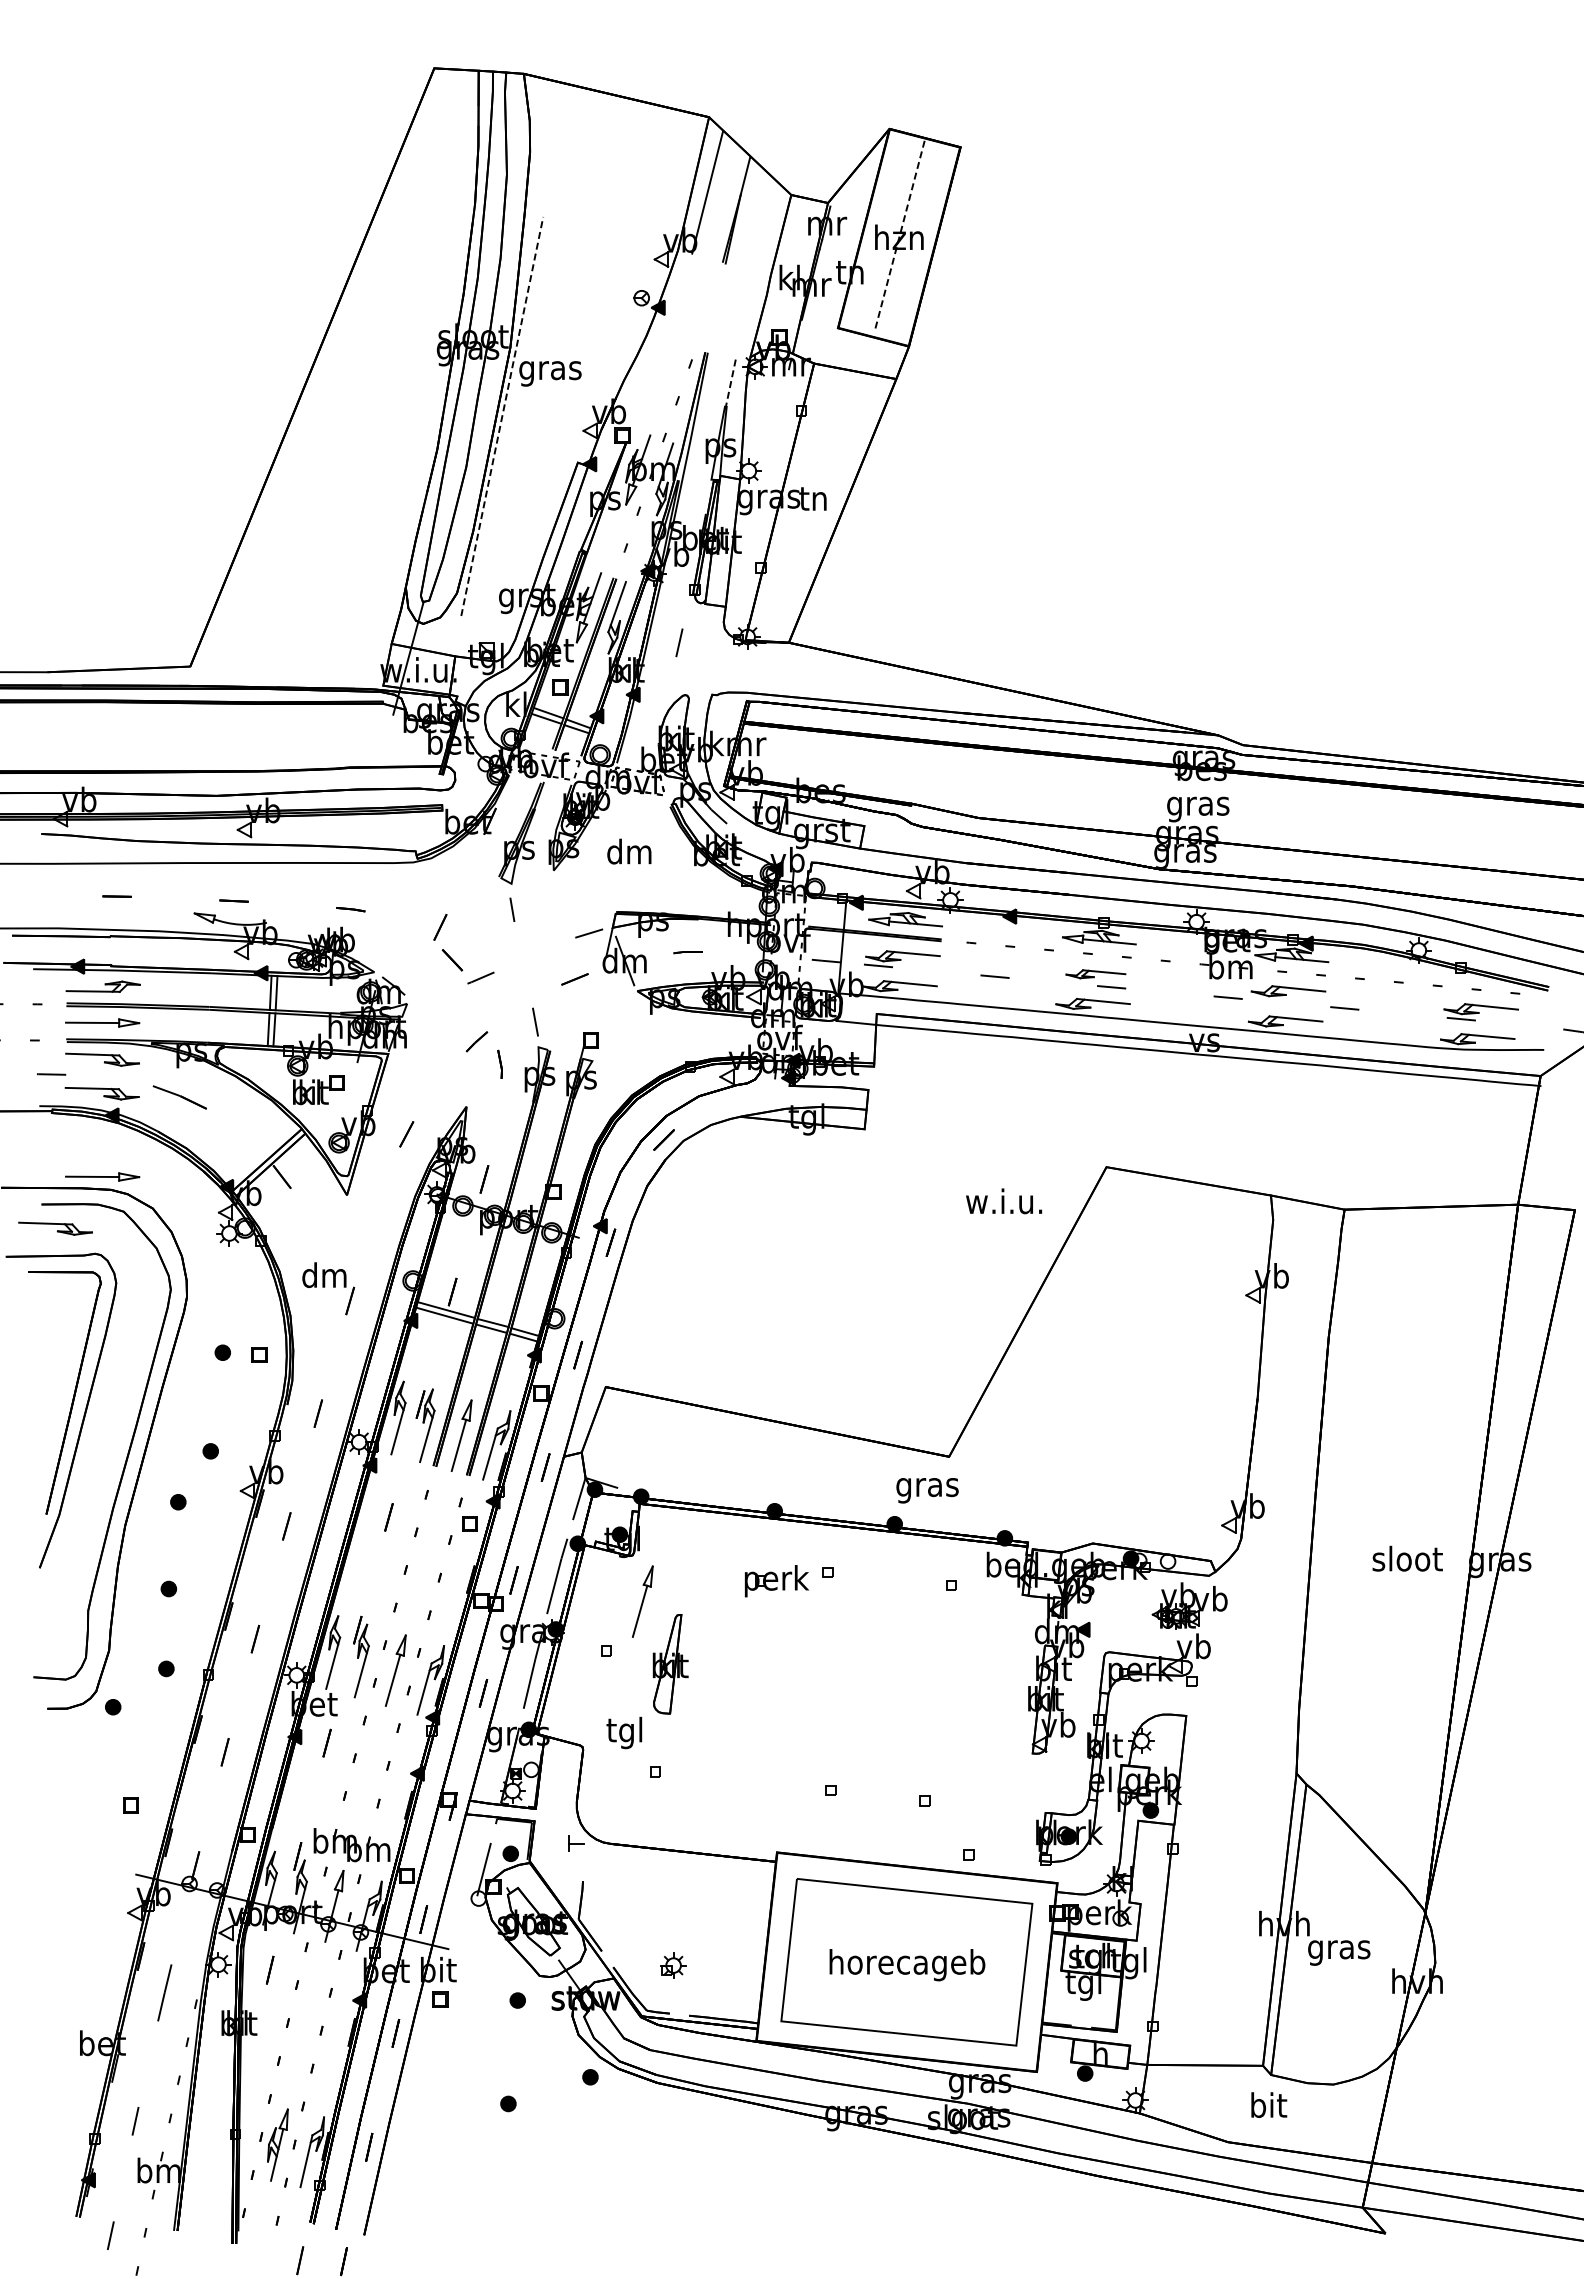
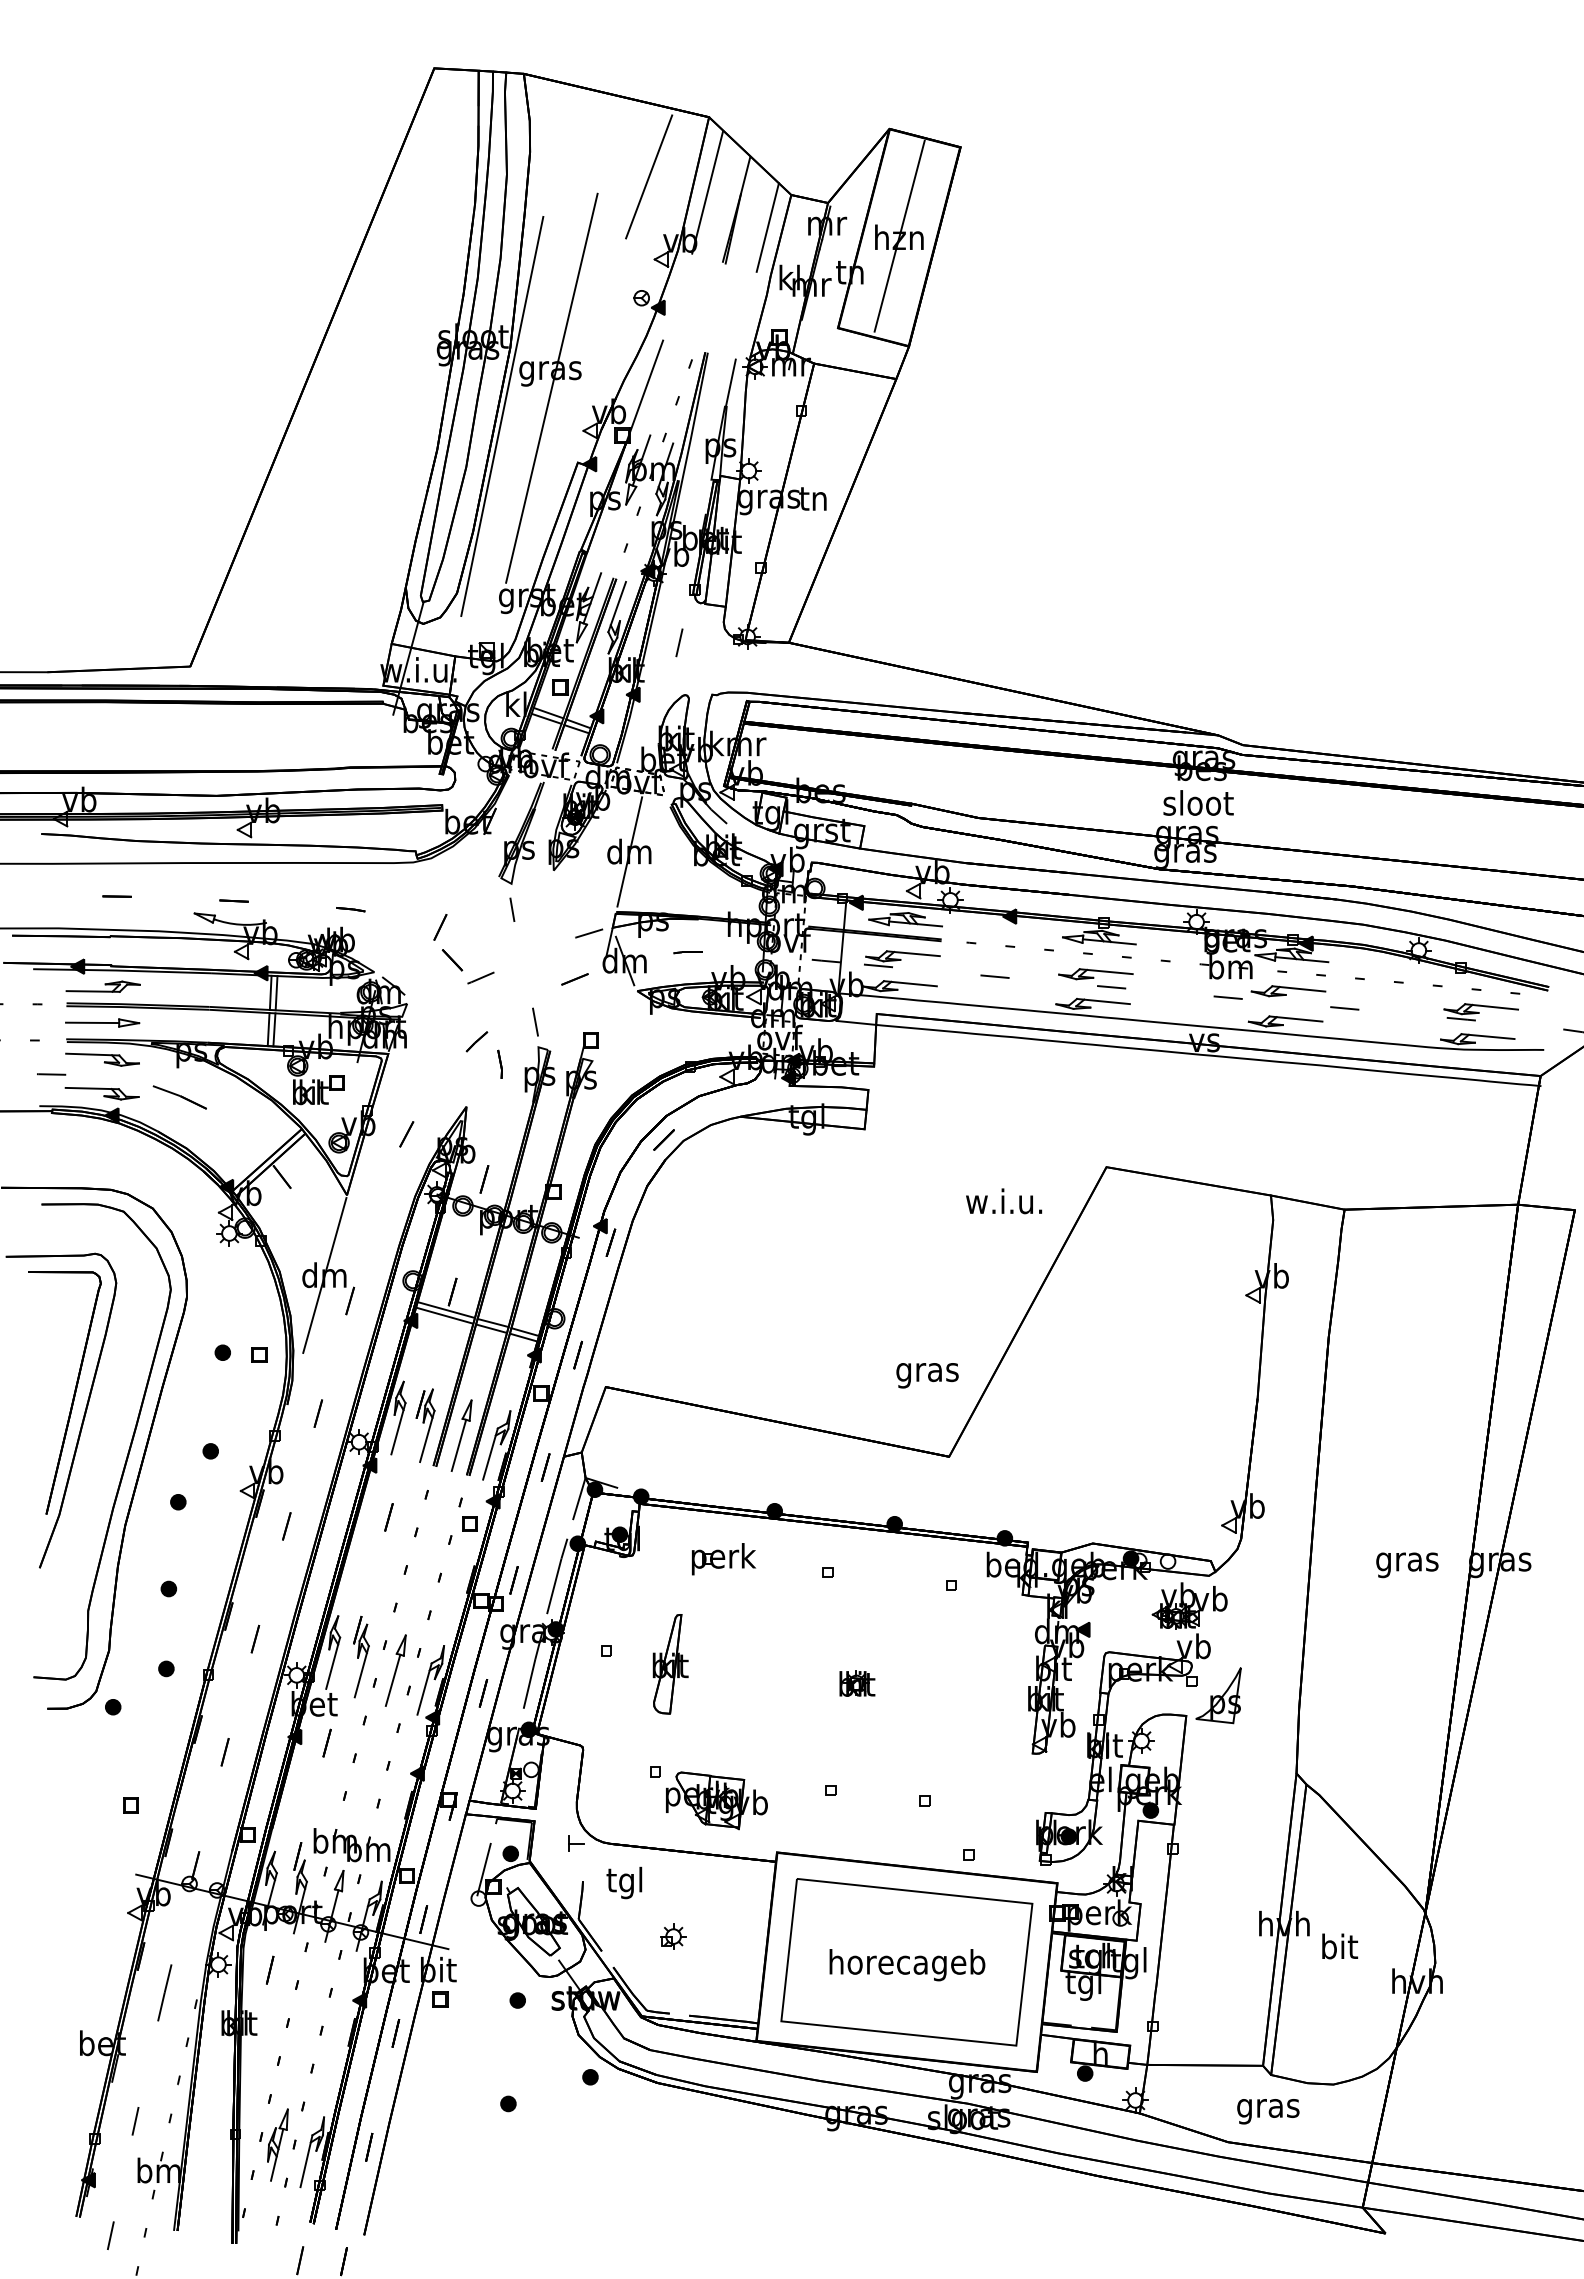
line: none -> present (649, 176)
line: none -> present (767, 227)
line: dashed -> solid (899, 236)
line: dashed -> solid (730, 382)
line: none -> present (551, 387)
line: none -> present (644, 390)
line: dashed -> solid (502, 416)
text: gras -> sloot (1198, 806)
line: none -> present (629, 851)
part size: 62x11 px -> 76x13 px (1095, 974)
part: present -> none (102, 1176)
part: present -> none (55, 1228)
line: none -> present (324, 1275)
text position: (927, 1490) -> (927, 1375) (927, 1375)
text: sloot -> gras (1407, 1561)
part position: (777, 1581) -> (724, 1559) (724, 1559)
part: present -> none (642, 1601)
part: none -> present (857, 1683)
part: none -> present (1218, 1695)
text position: (624, 1732) -> (624, 1882) (624, 1882)
part: none -> present (716, 1800)
text: gras -> bit (1339, 1949)
part position: (673, 1965) -> (673, 1936) (673, 1936)
text: bit -> gras (1268, 2108)
